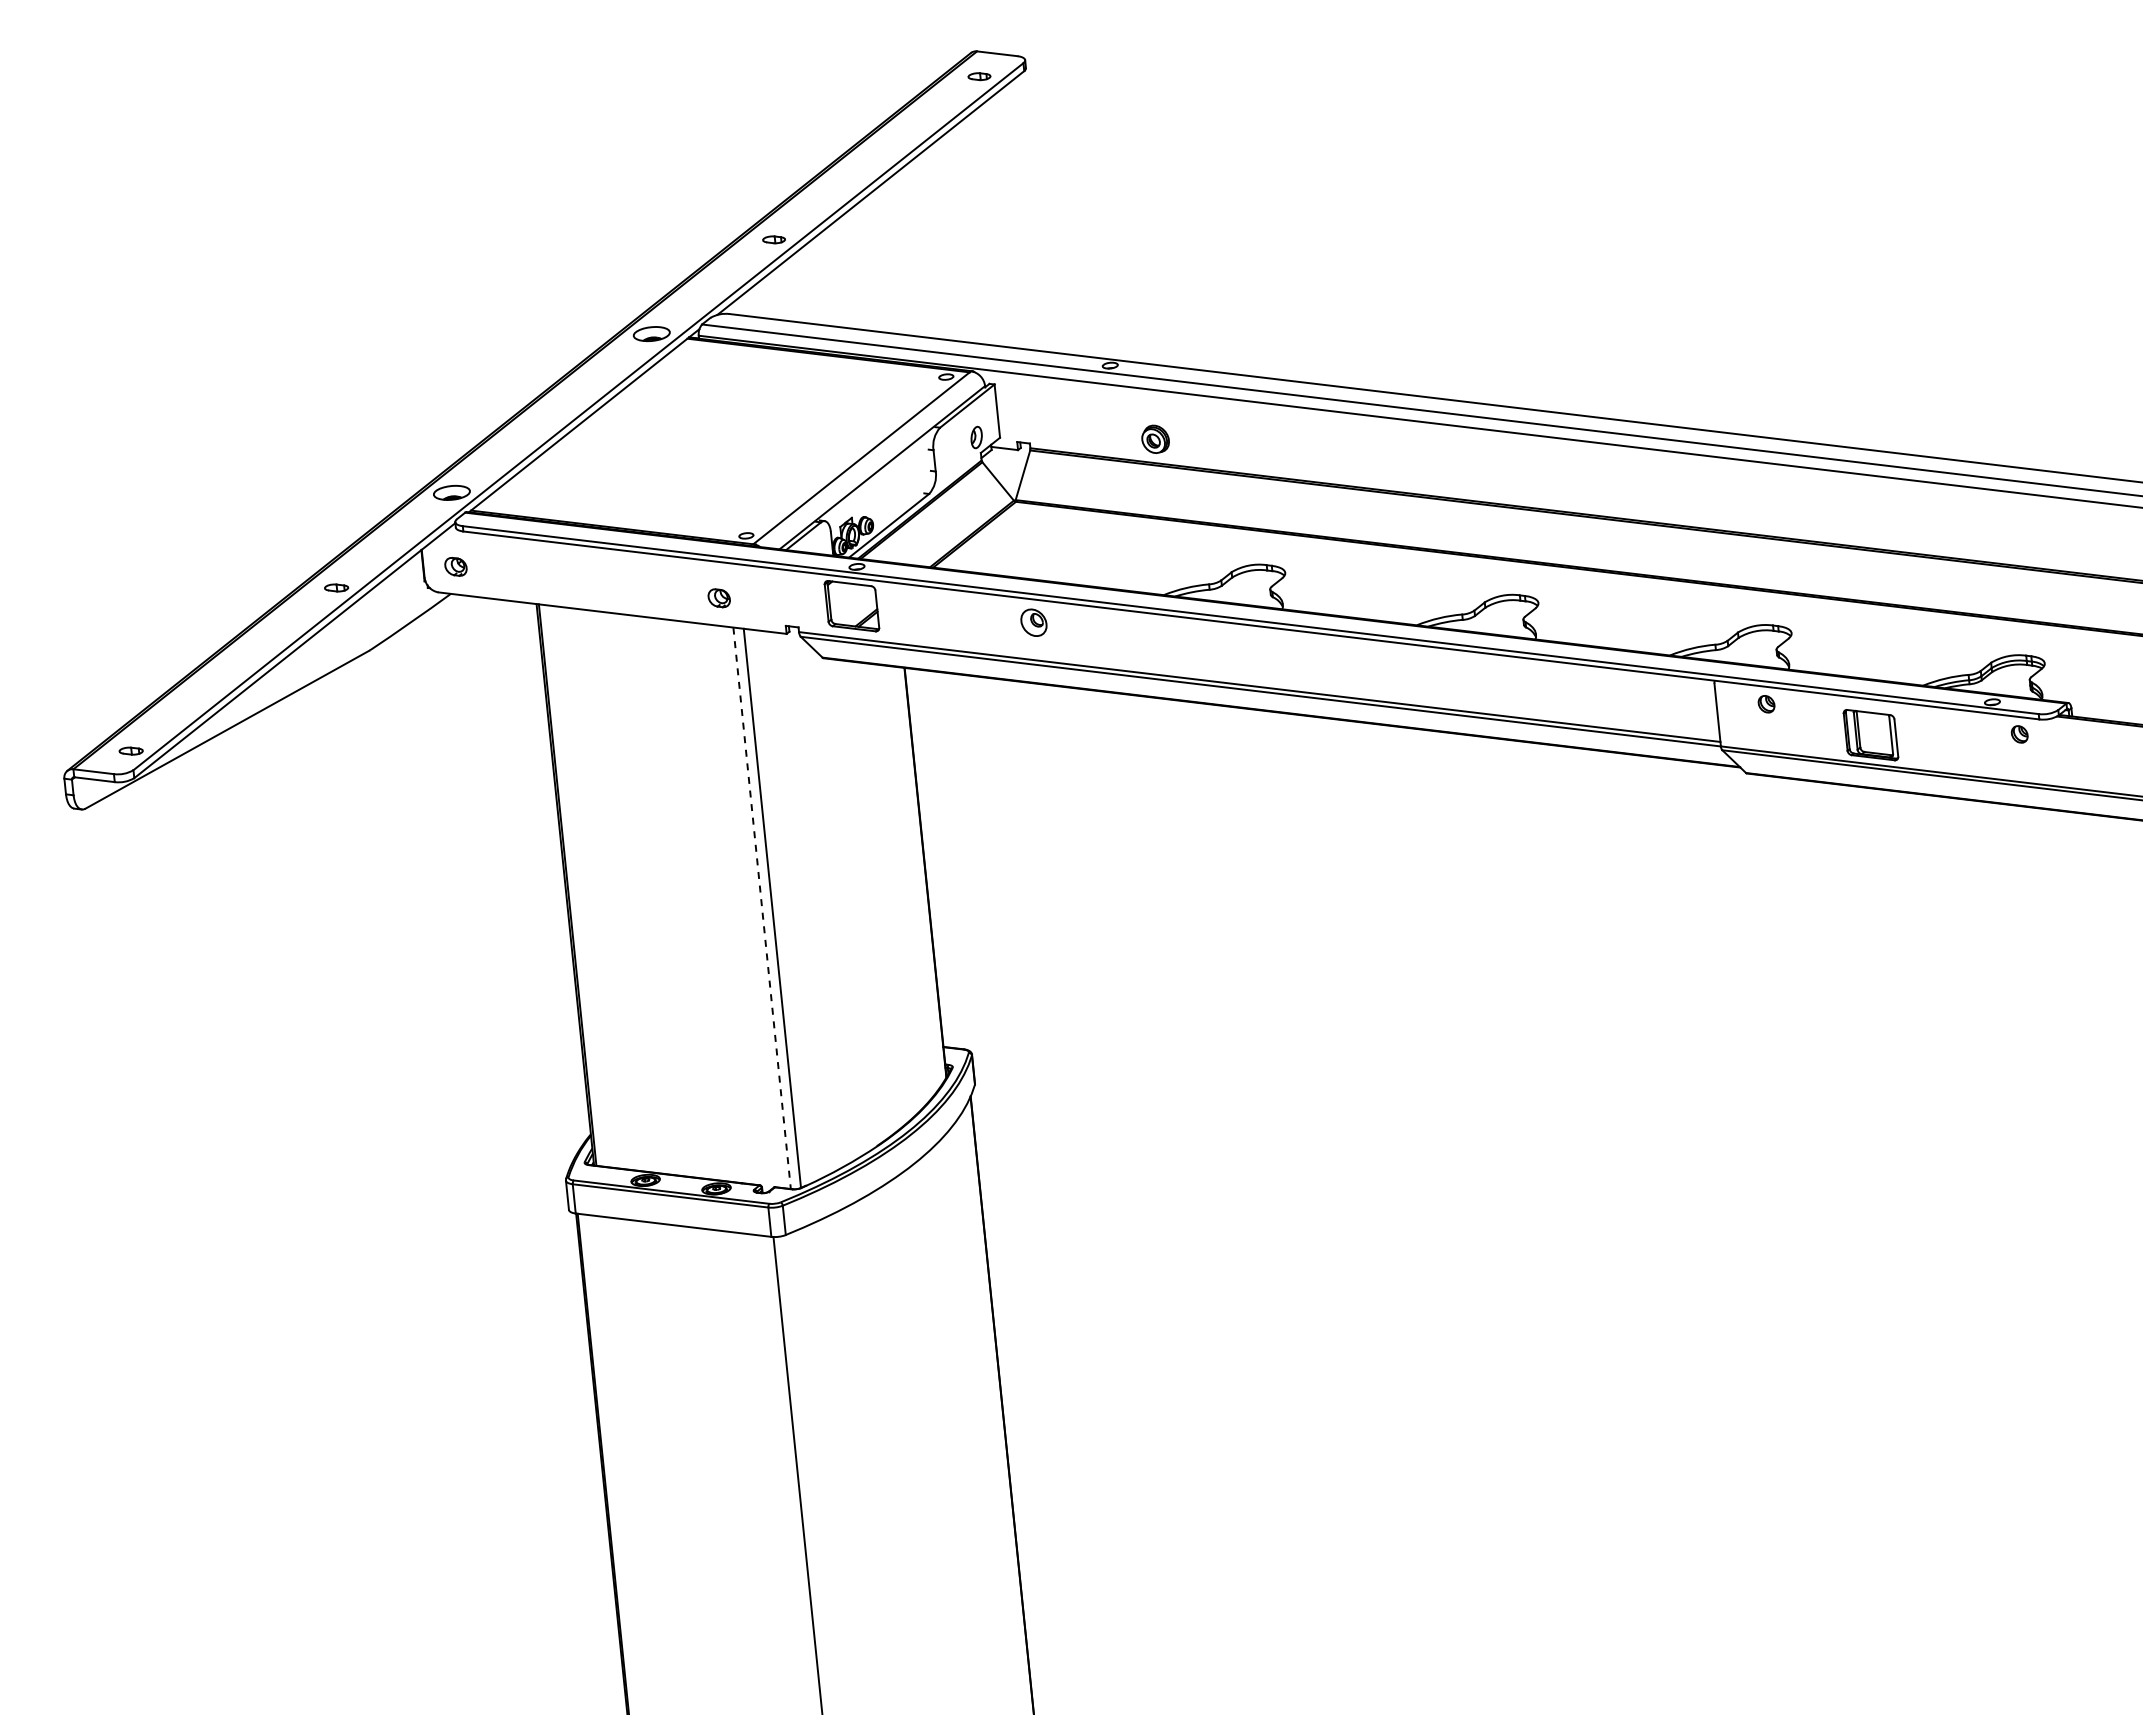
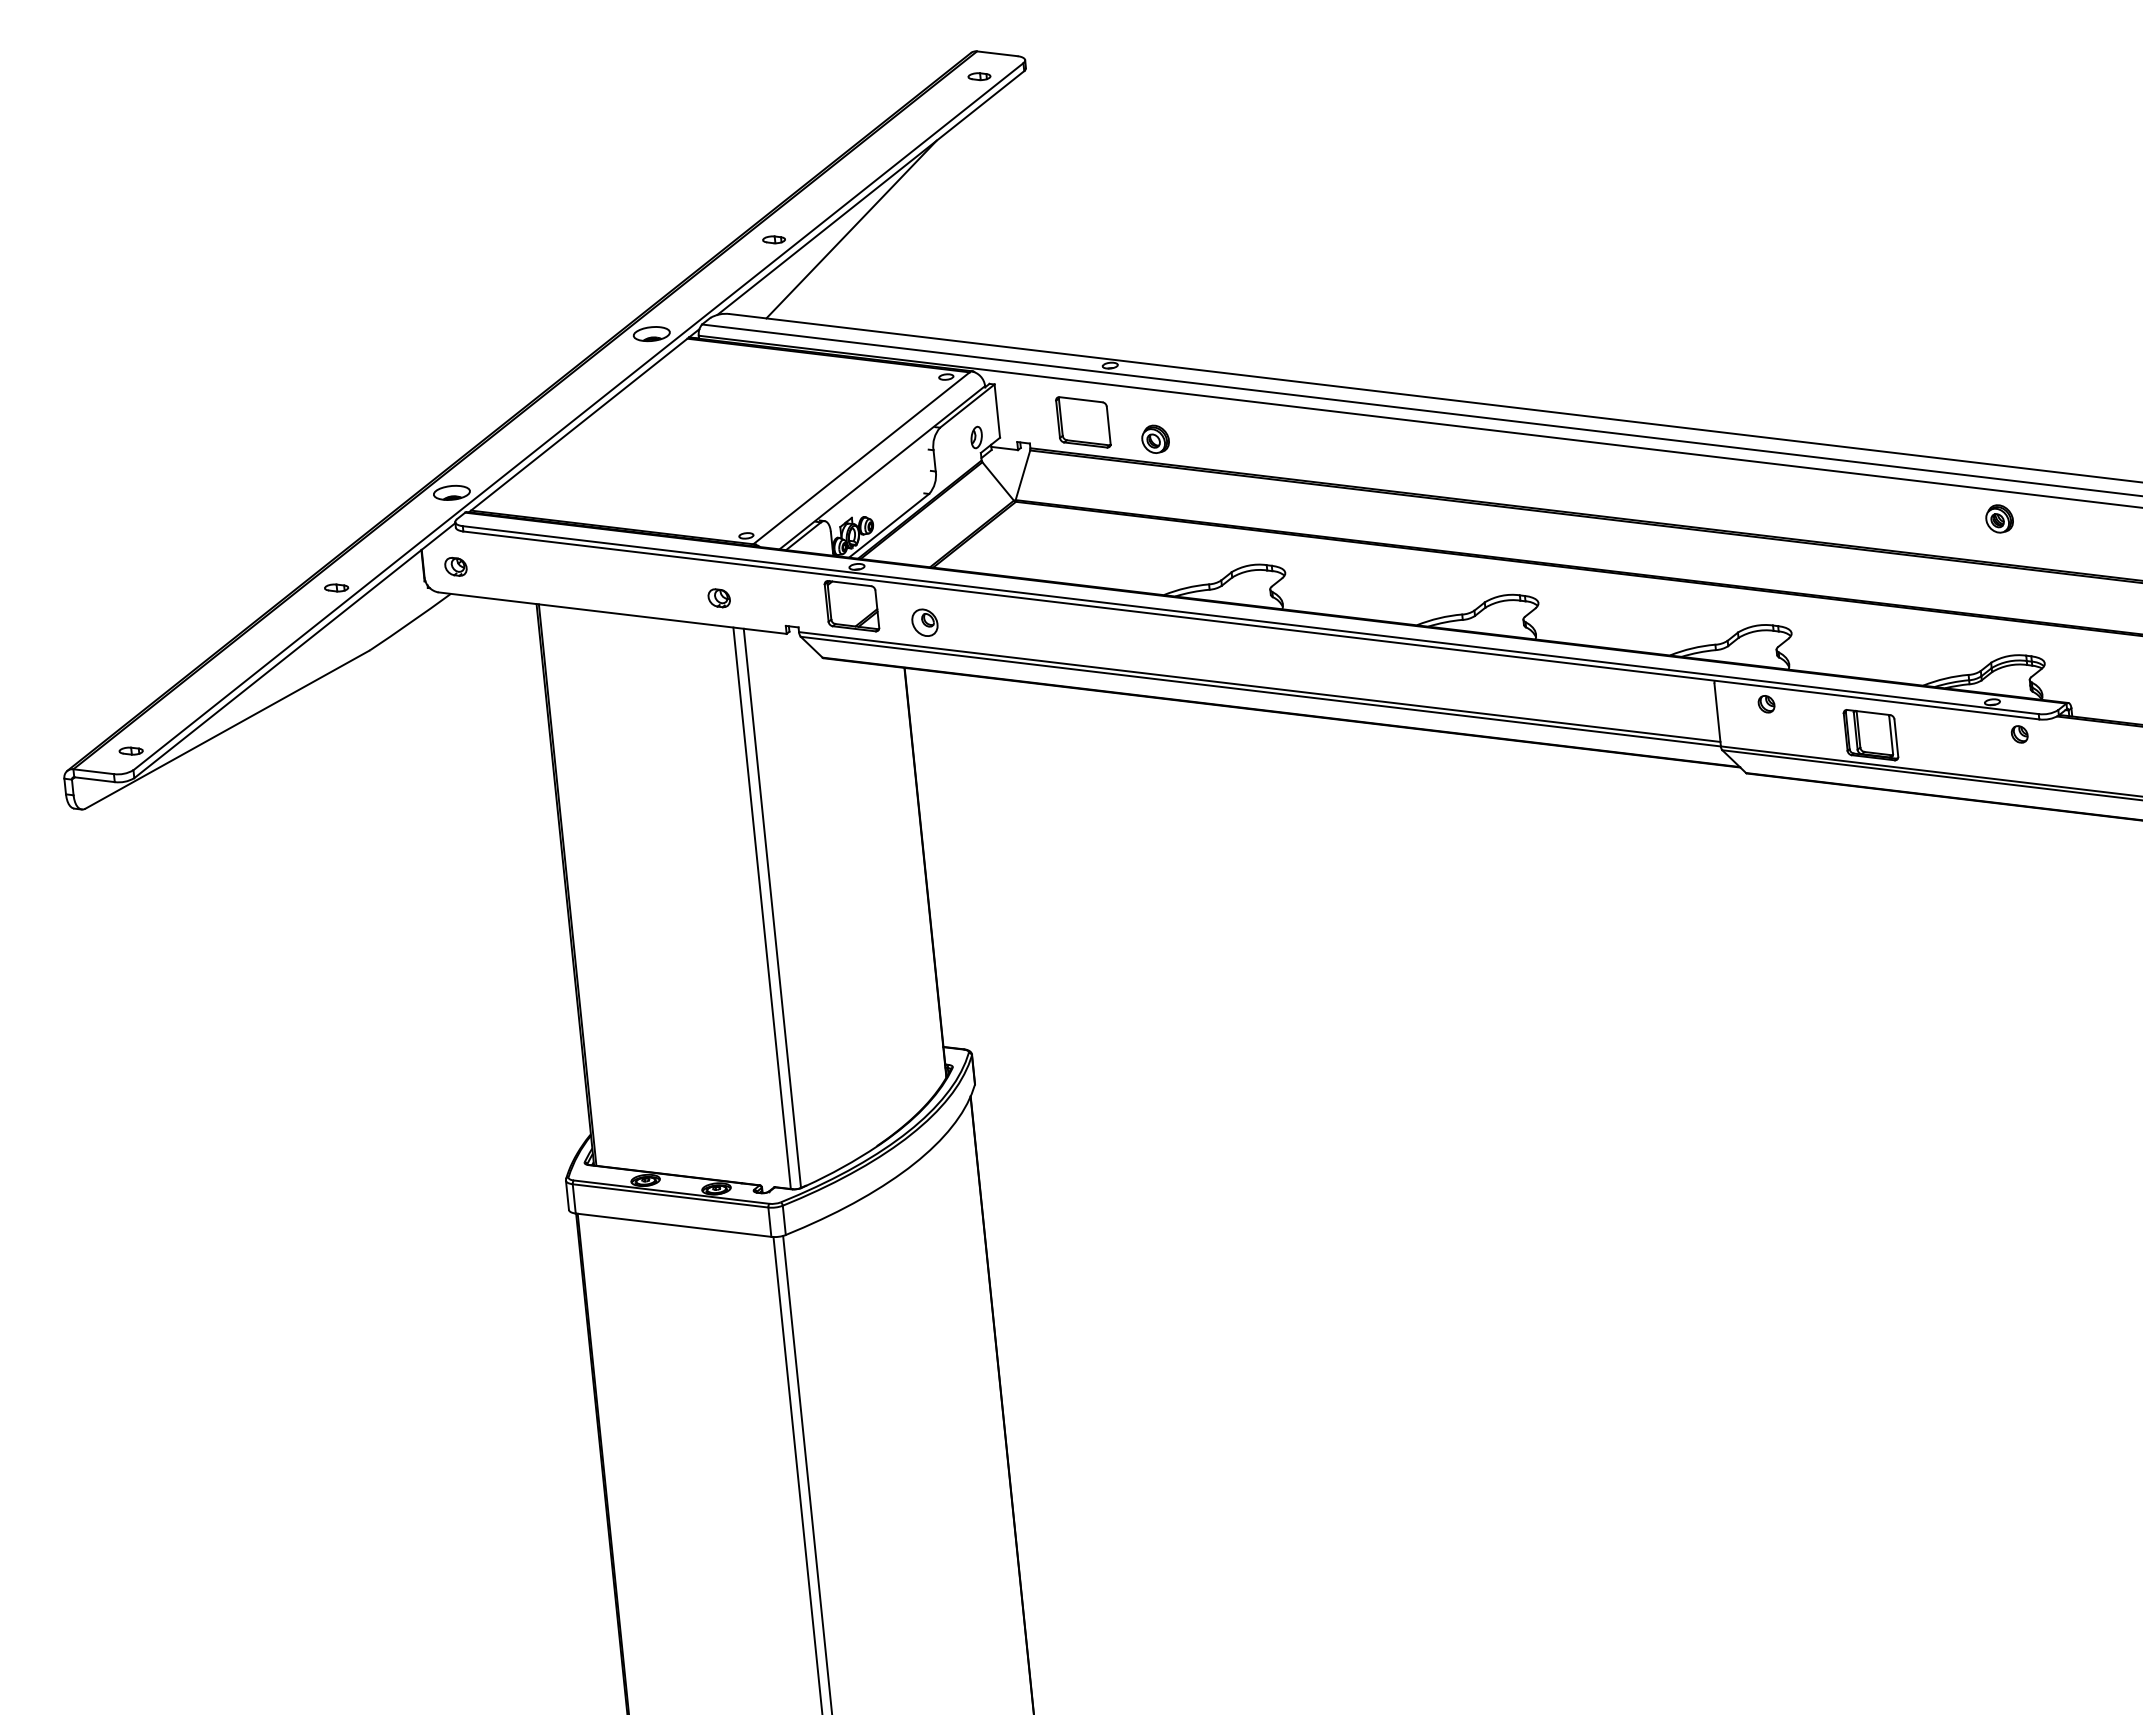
line: none -> present (851, 229)
part: none -> present (1083, 422)
part: none -> present (1999, 518)
part position: (1033, 622) -> (924, 622) (924, 622)
line: dashed -> solid (762, 908)
line: none -> present (807, 1473)
